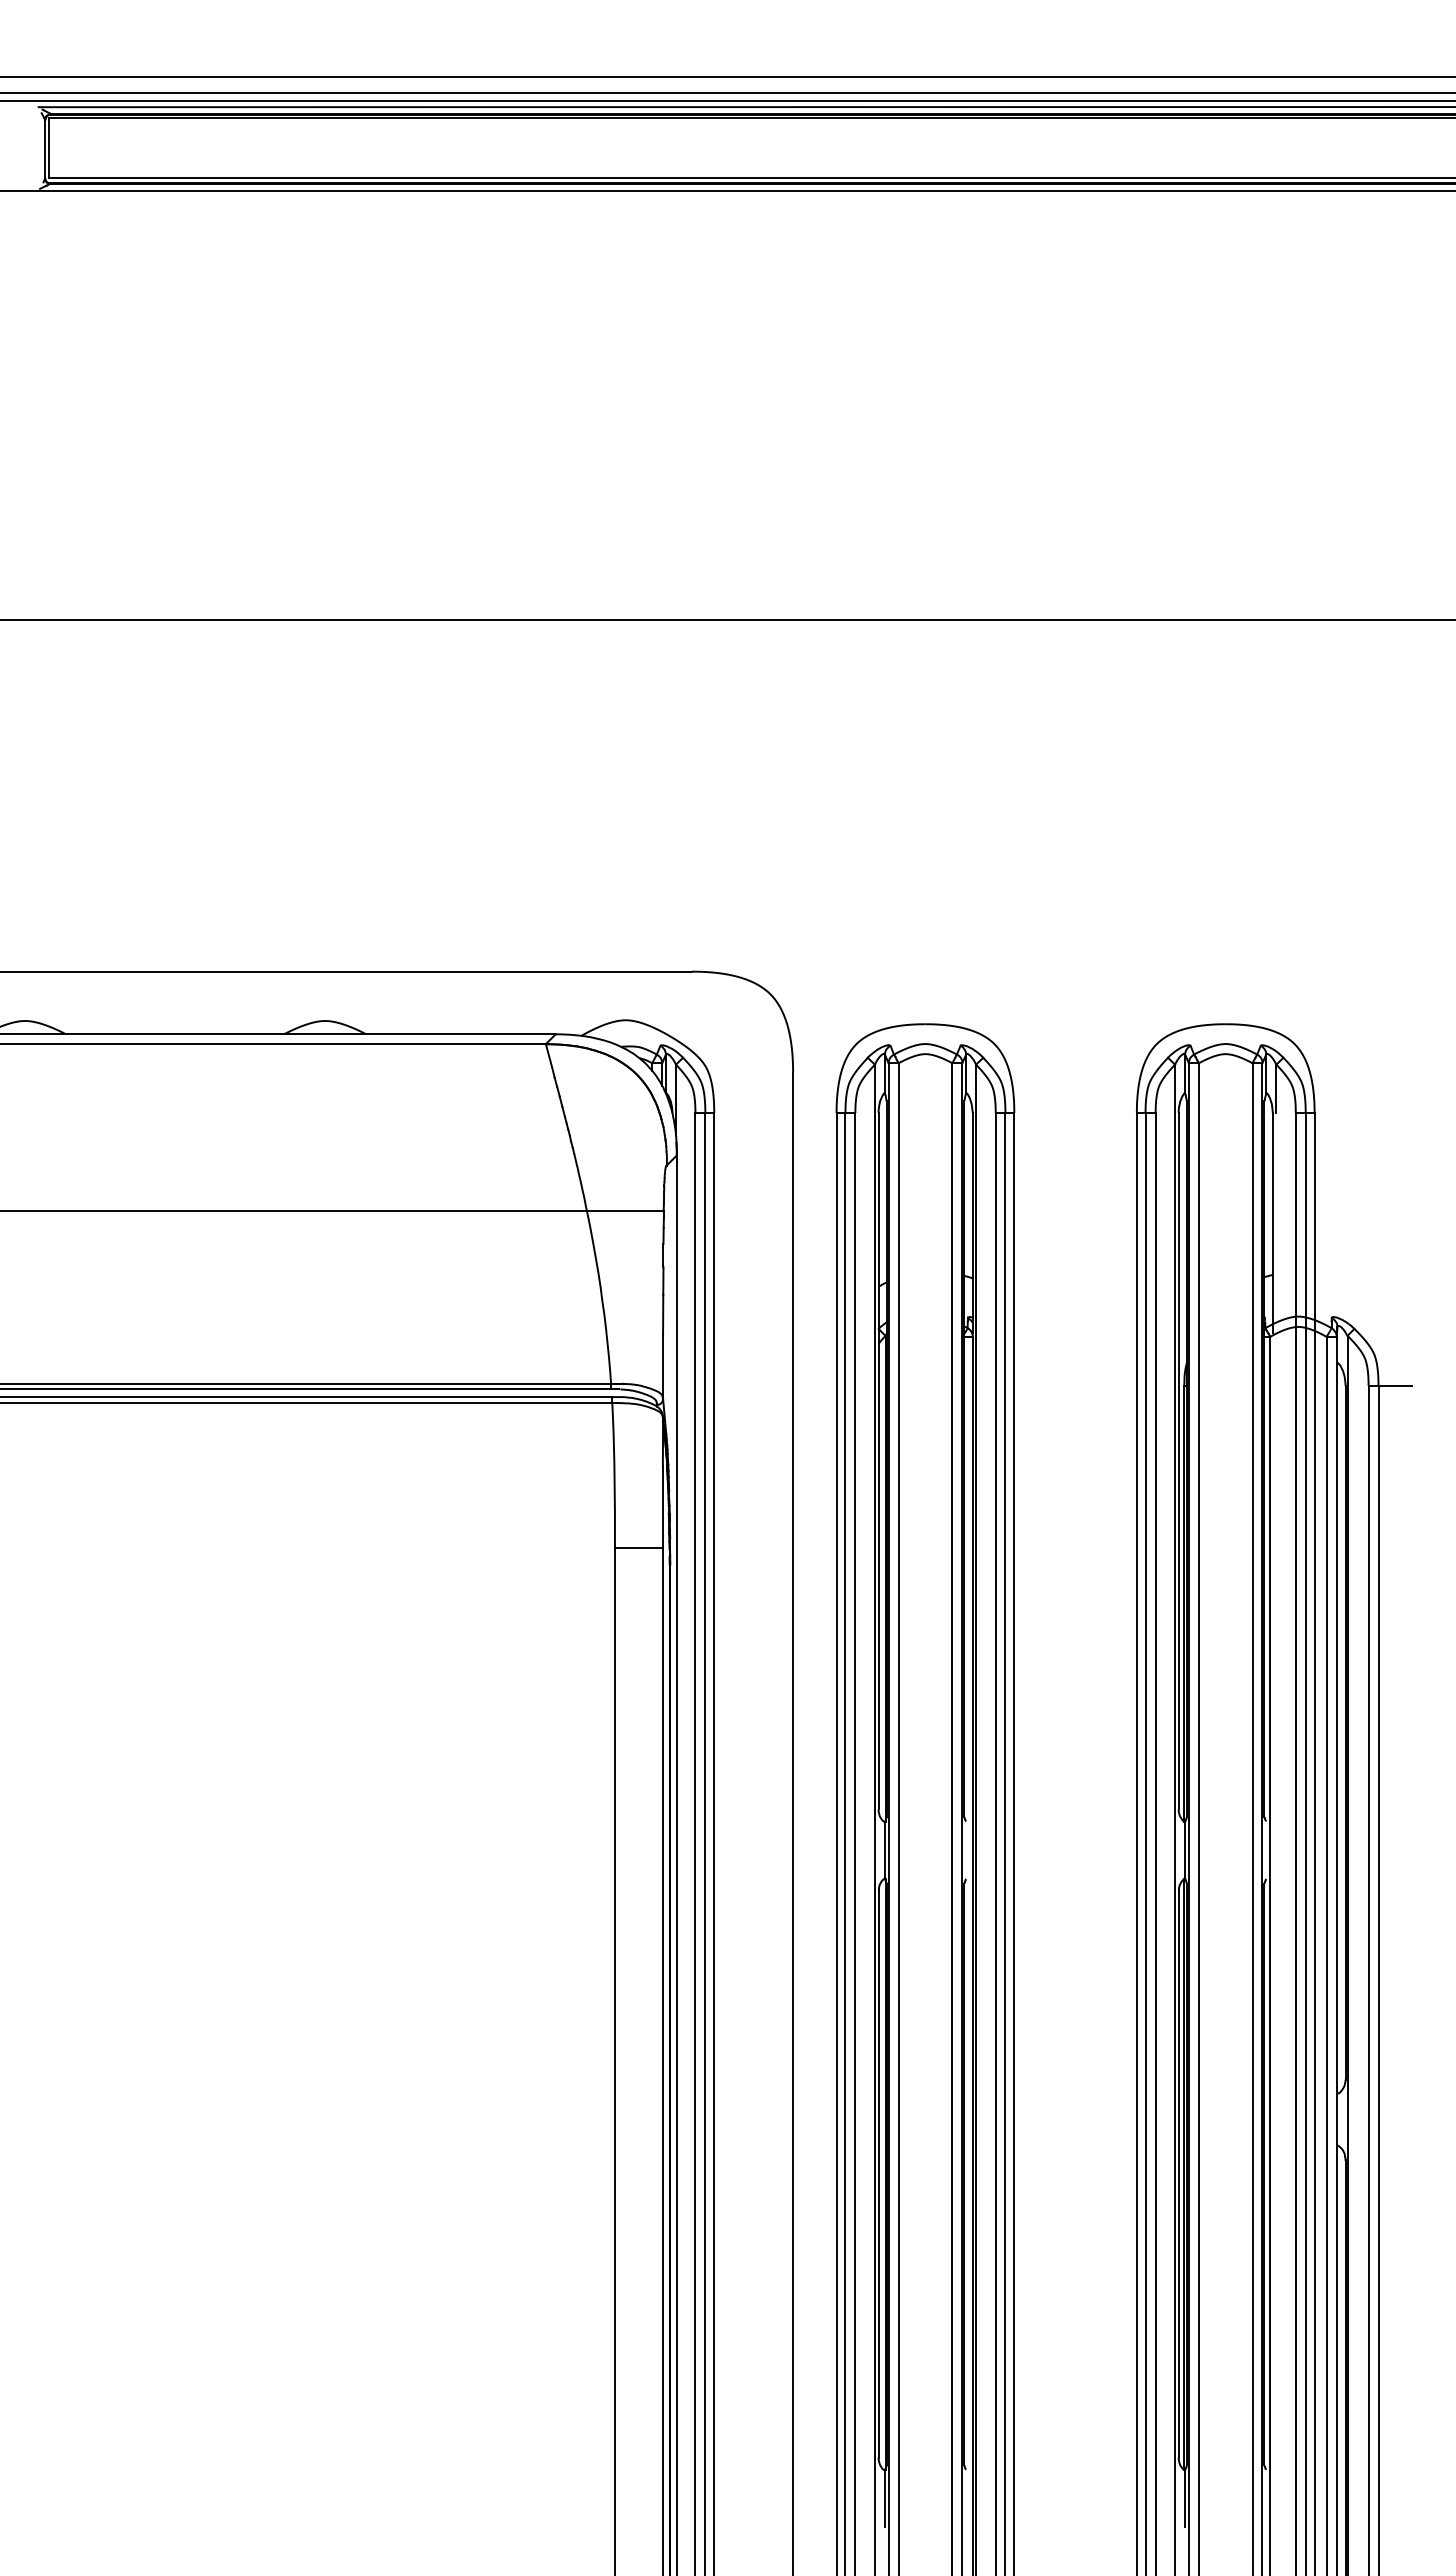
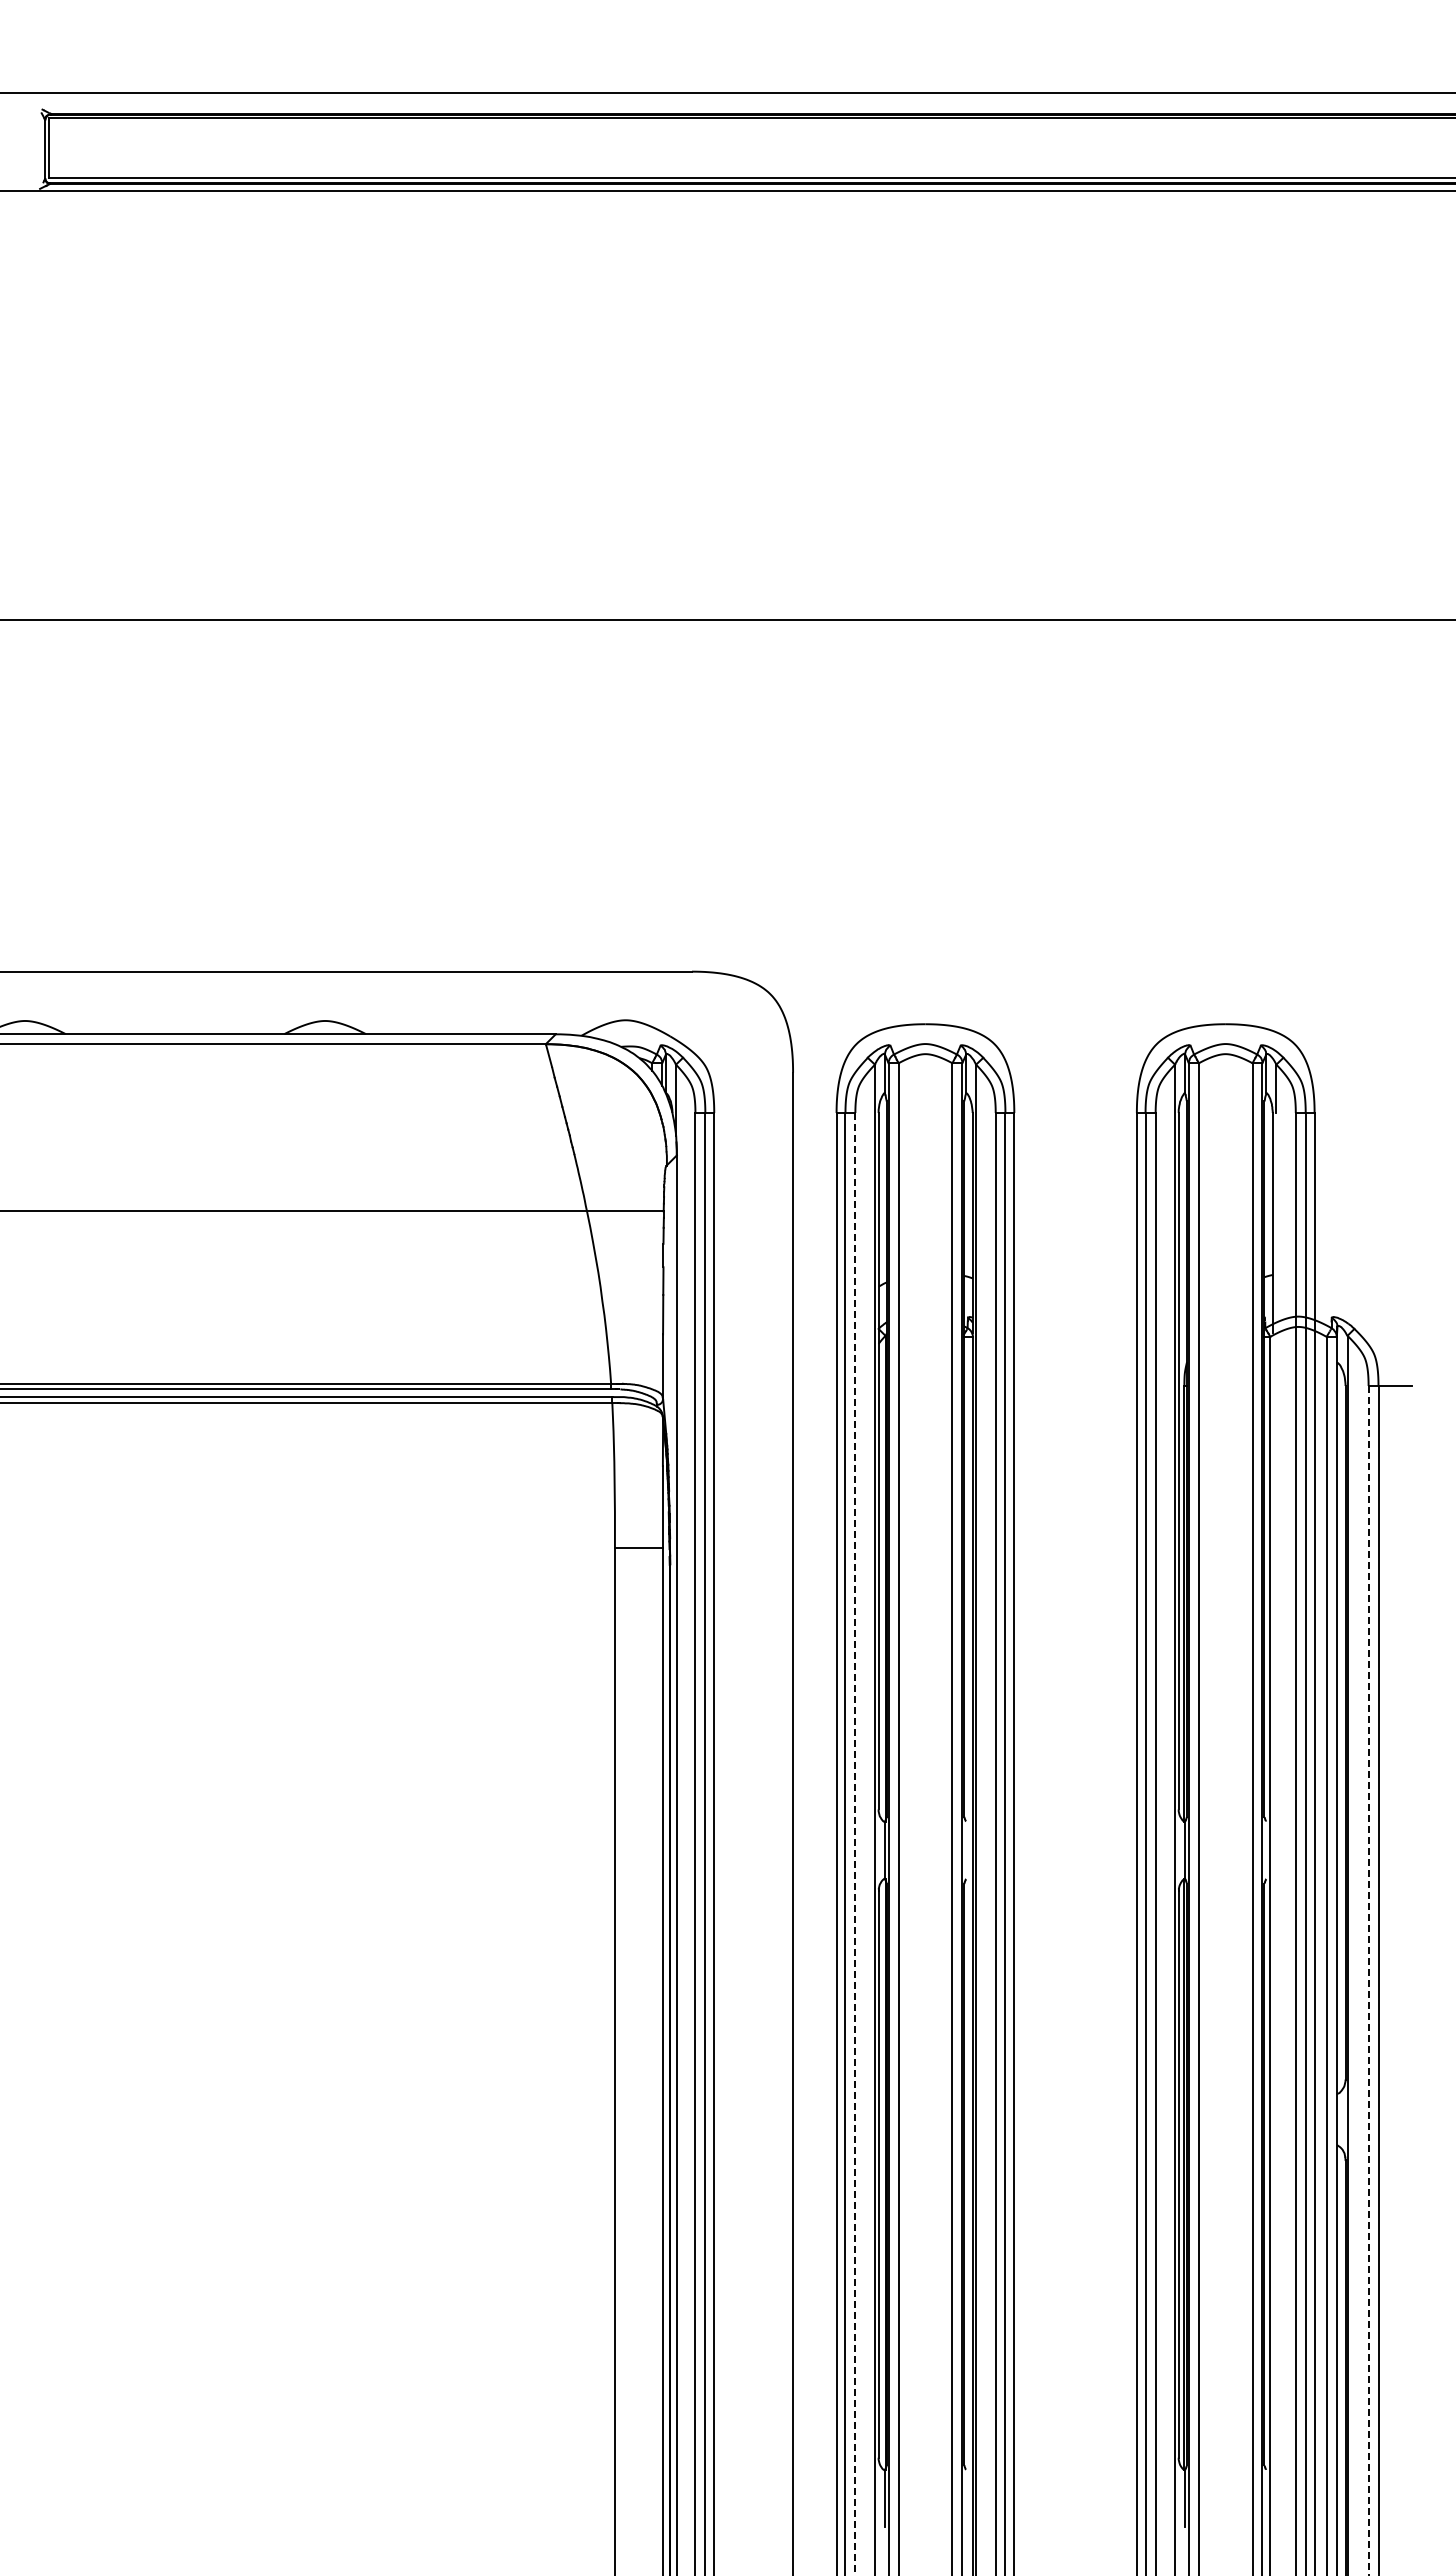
line: present -> none (727, 77)
line: present -> none (727, 100)
line: present -> none (745, 107)
line: solid -> dashed (855, 1844)
line: solid -> dashed (1368, 1980)
